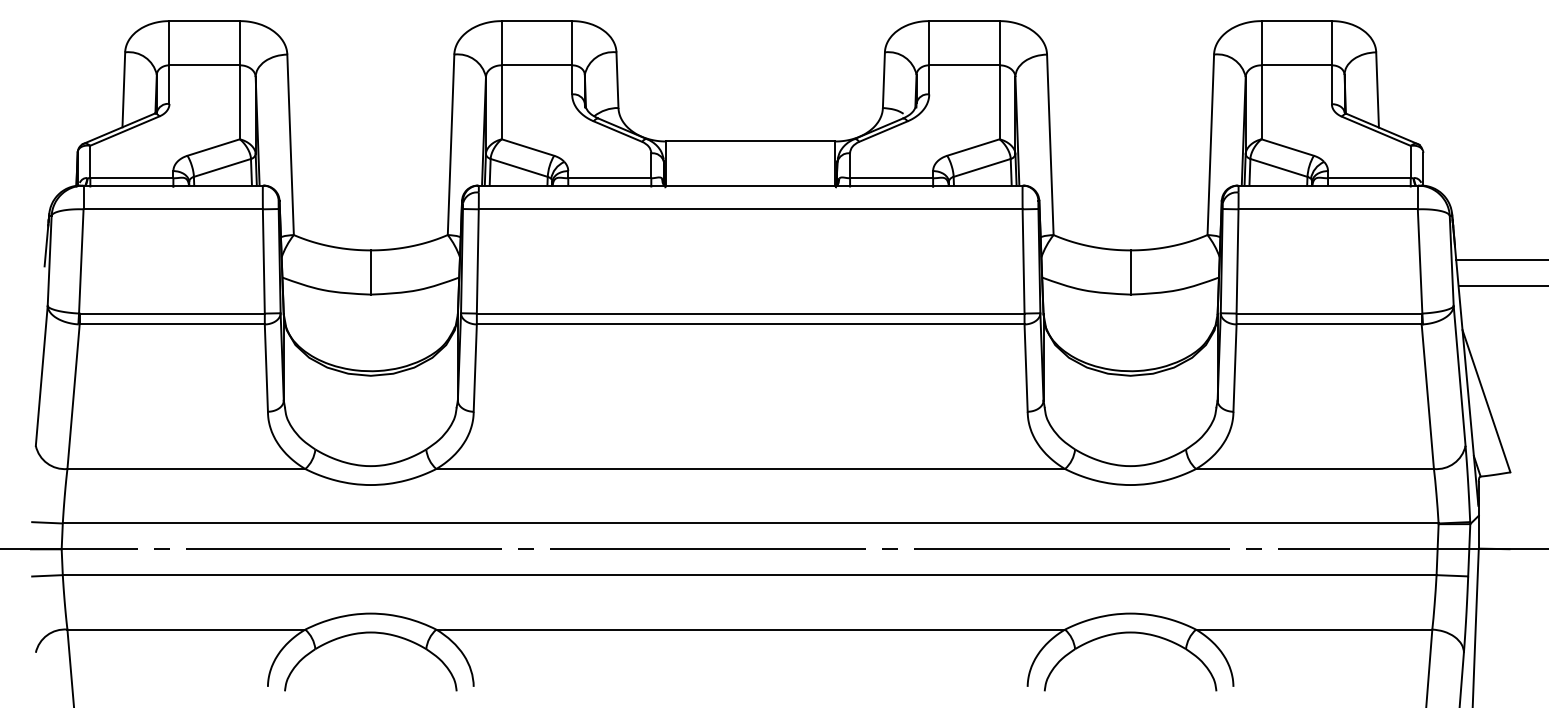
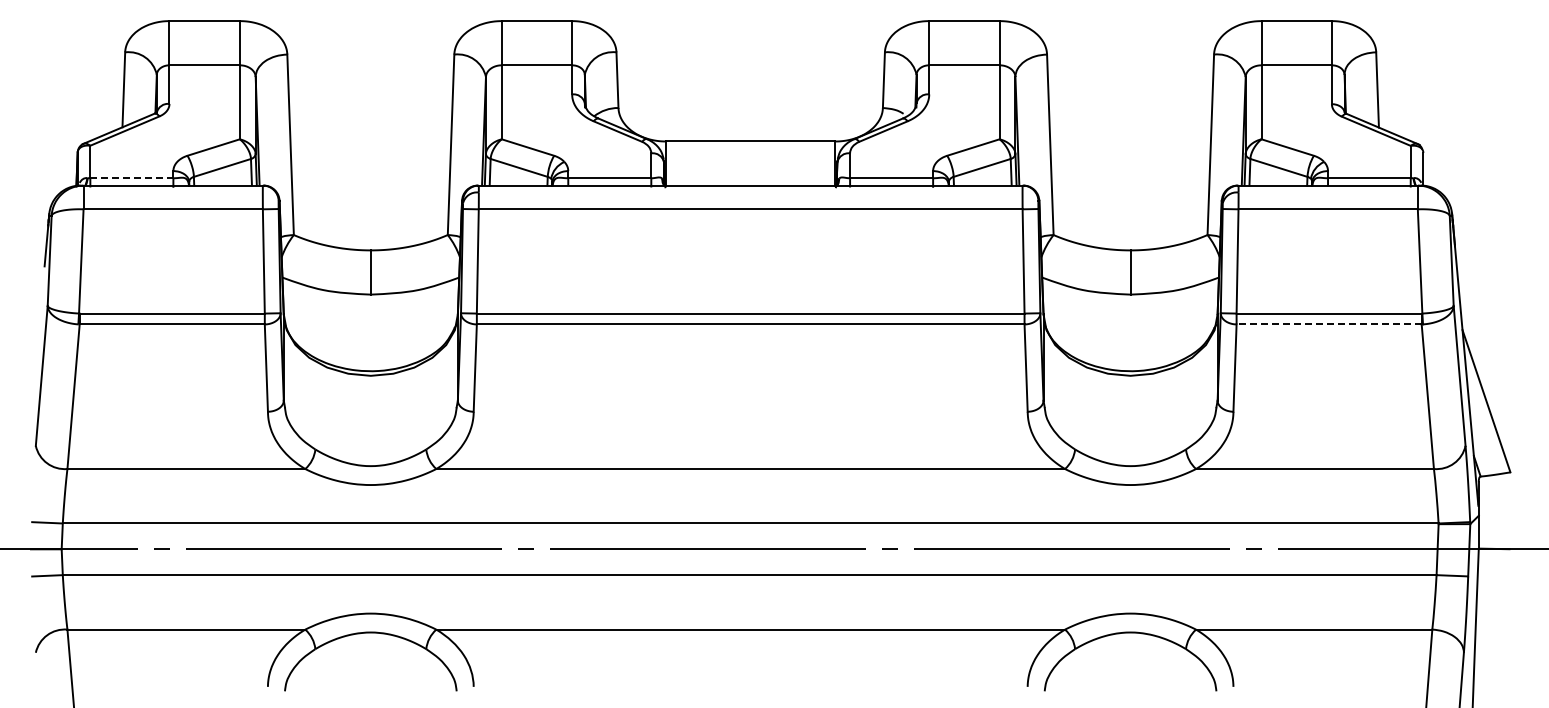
line: solid -> dashed (131, 178)
line: present -> none (1500, 259)
line: present -> none (1501, 286)
line: solid -> dashed (1329, 324)
